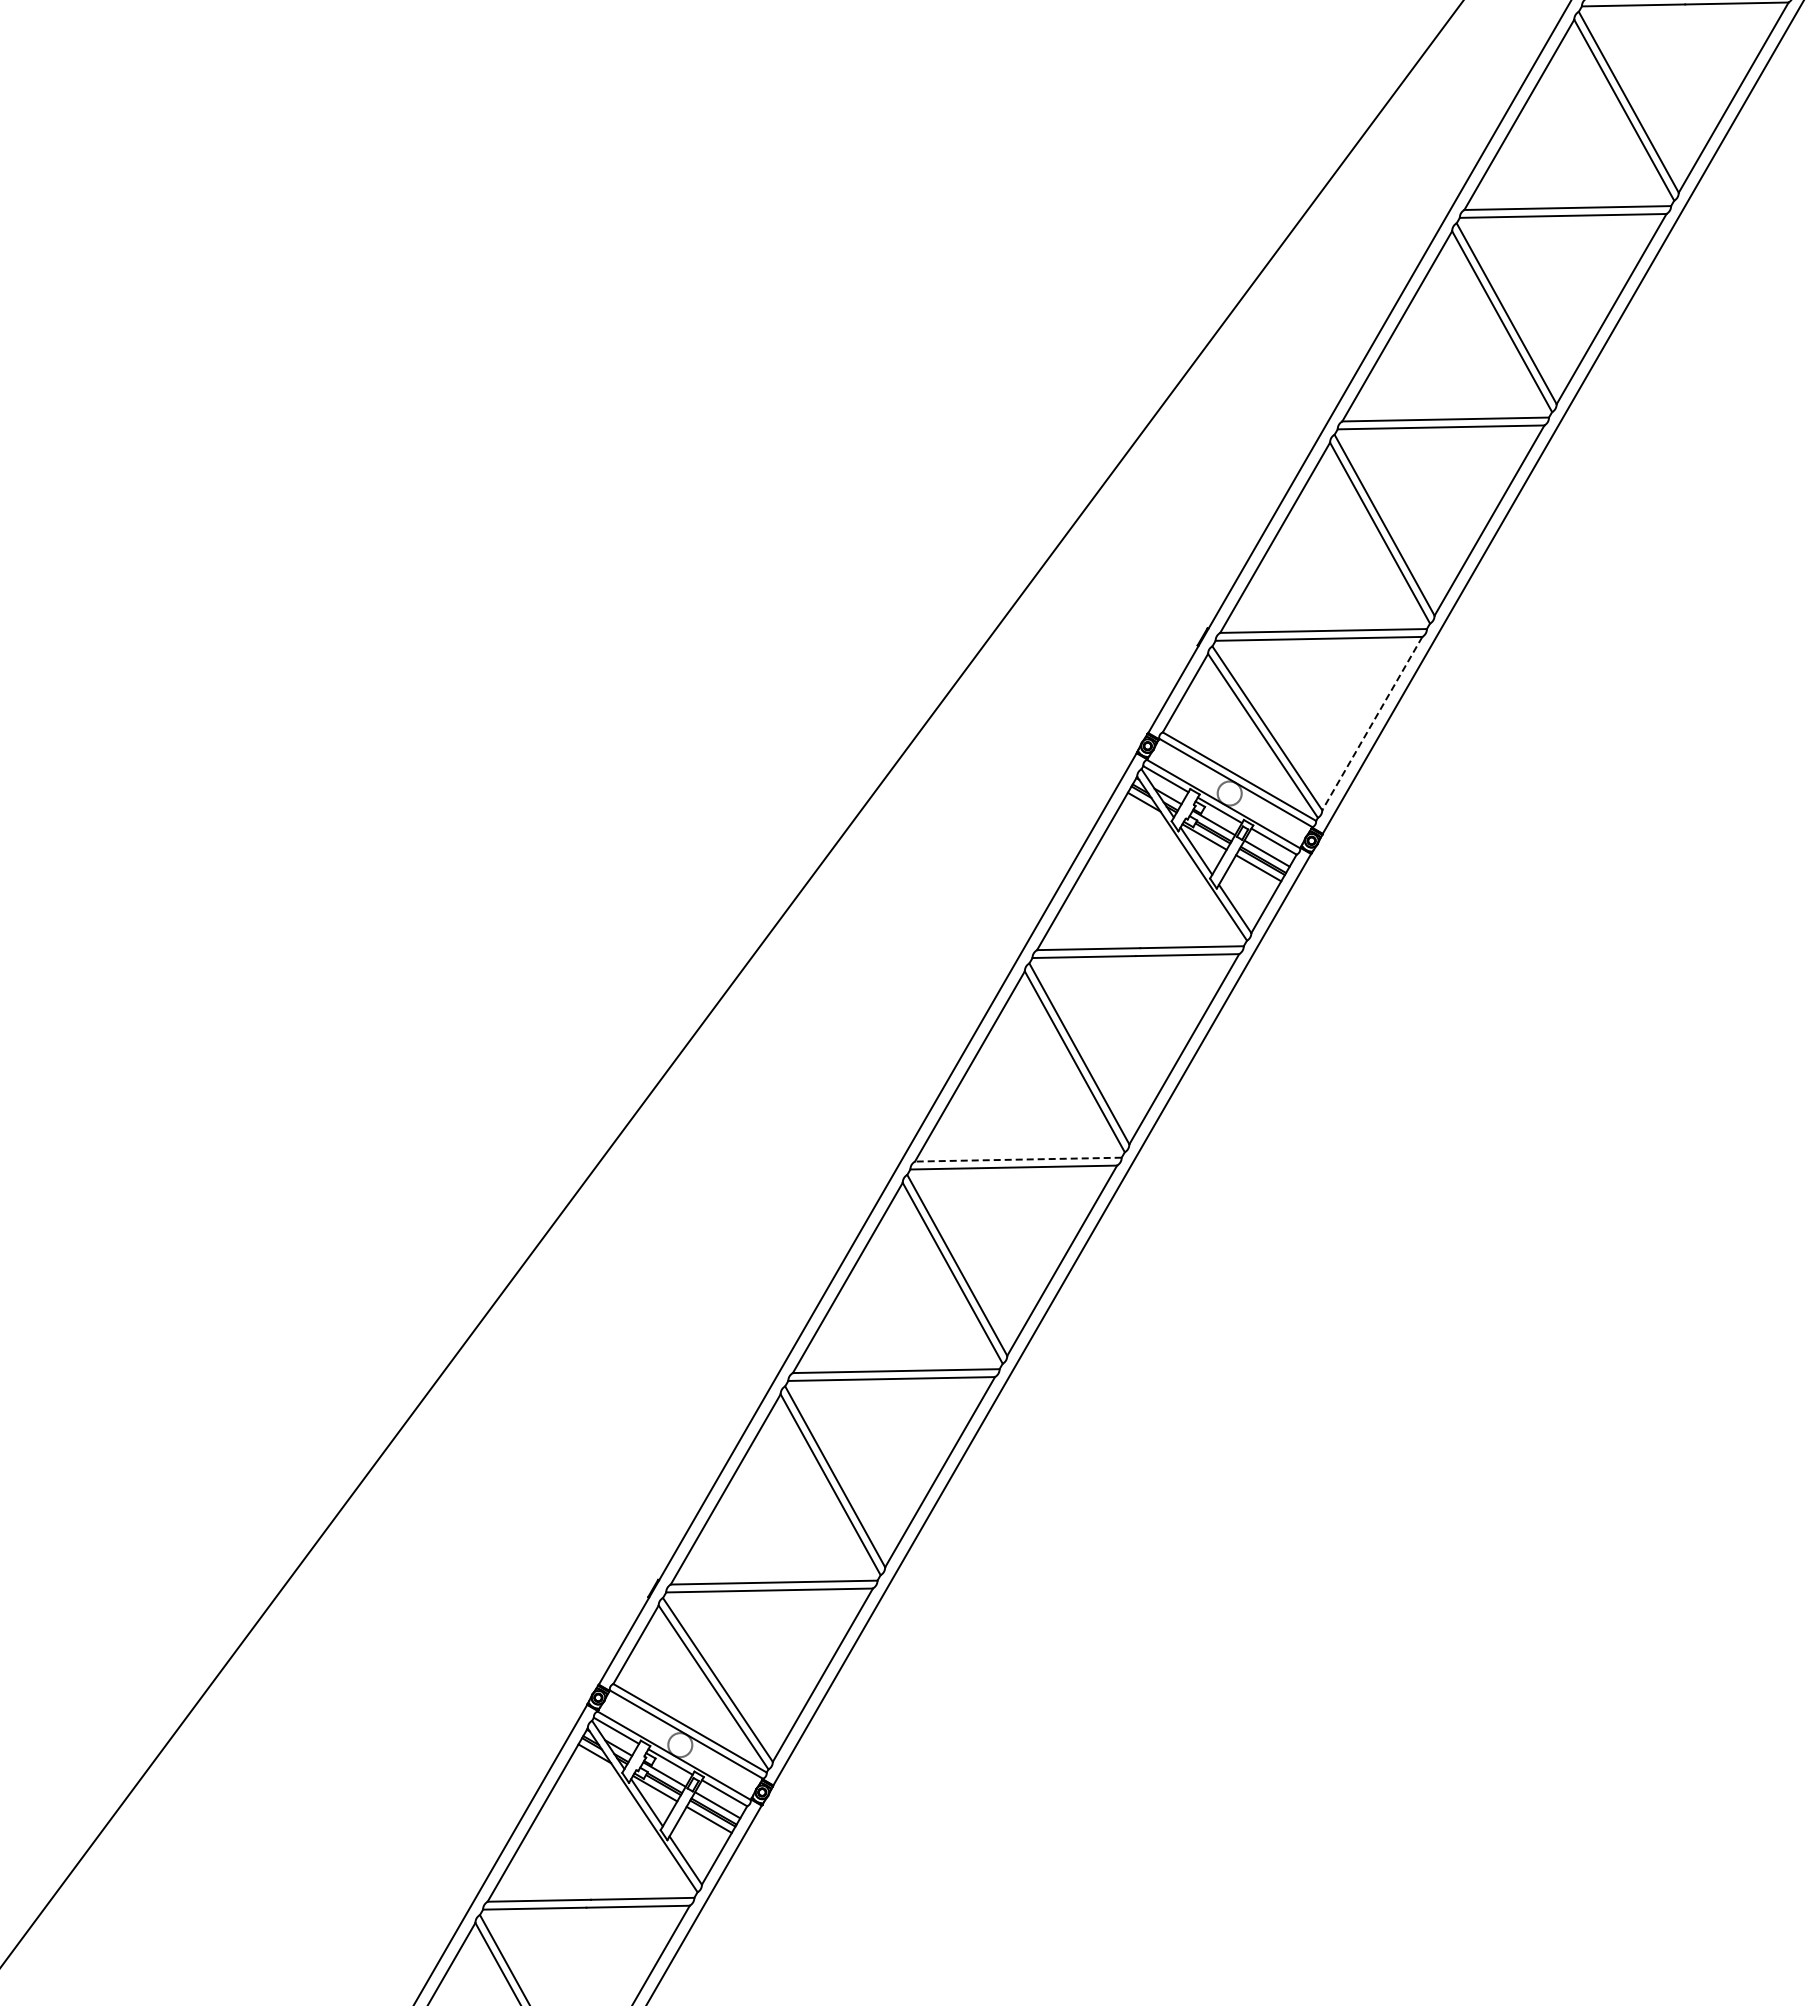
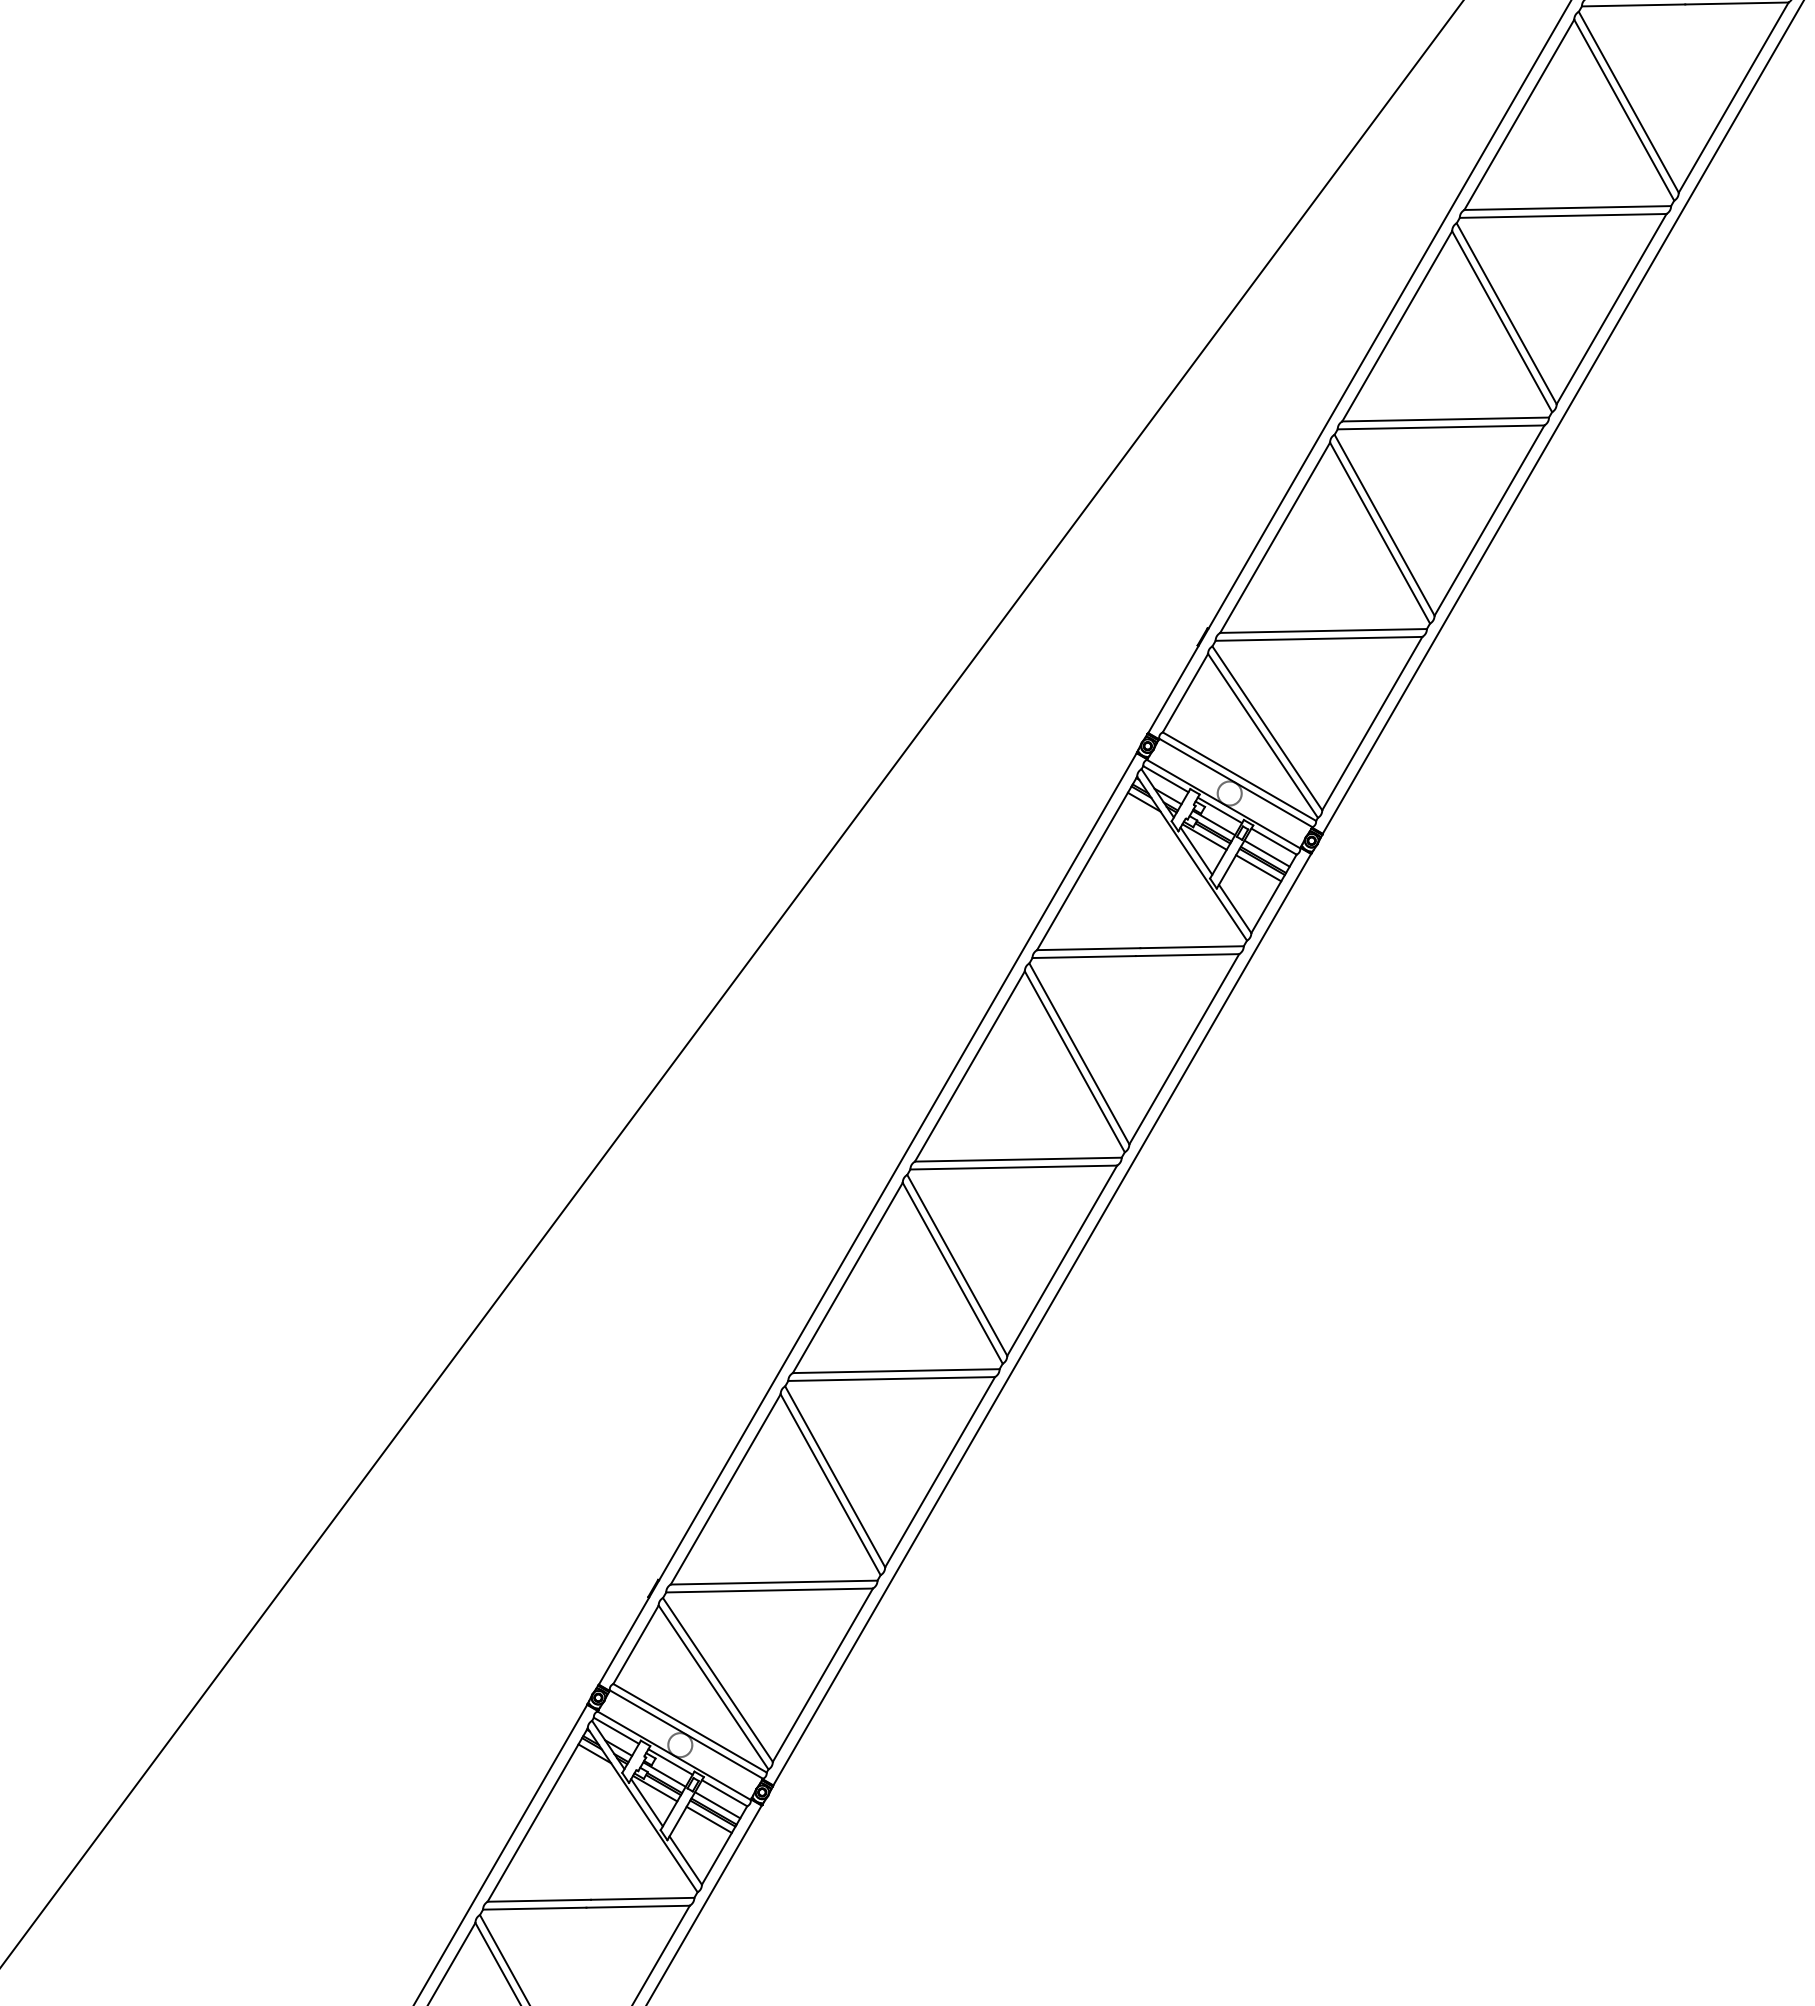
line: dashed -> solid (1372, 724)
line: dashed -> solid (1017, 1159)
